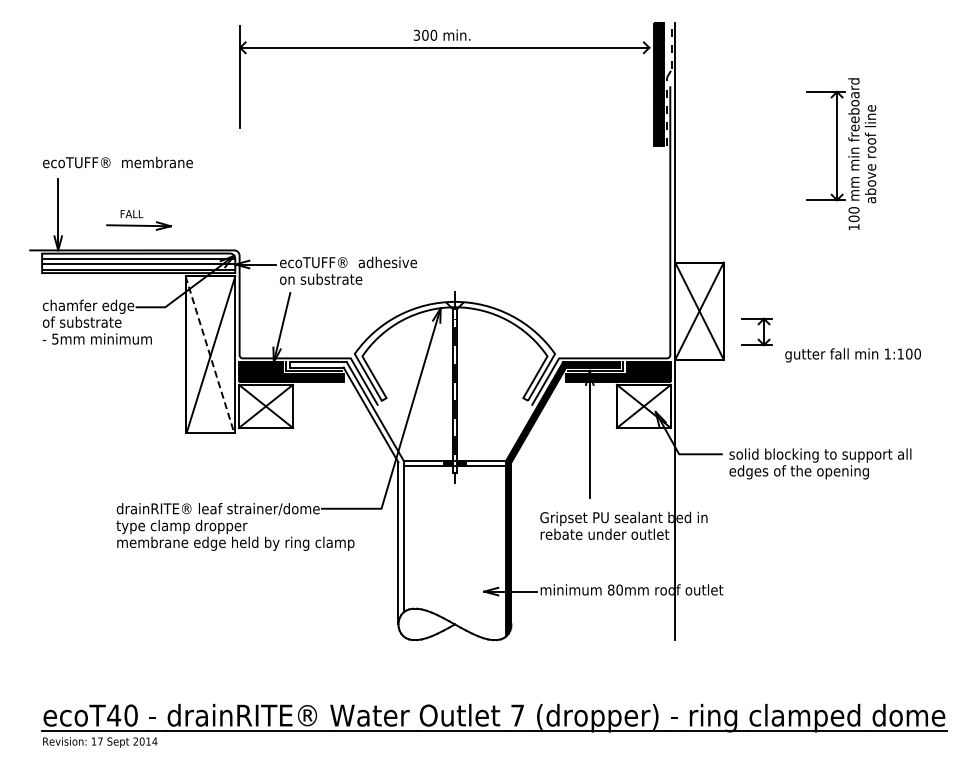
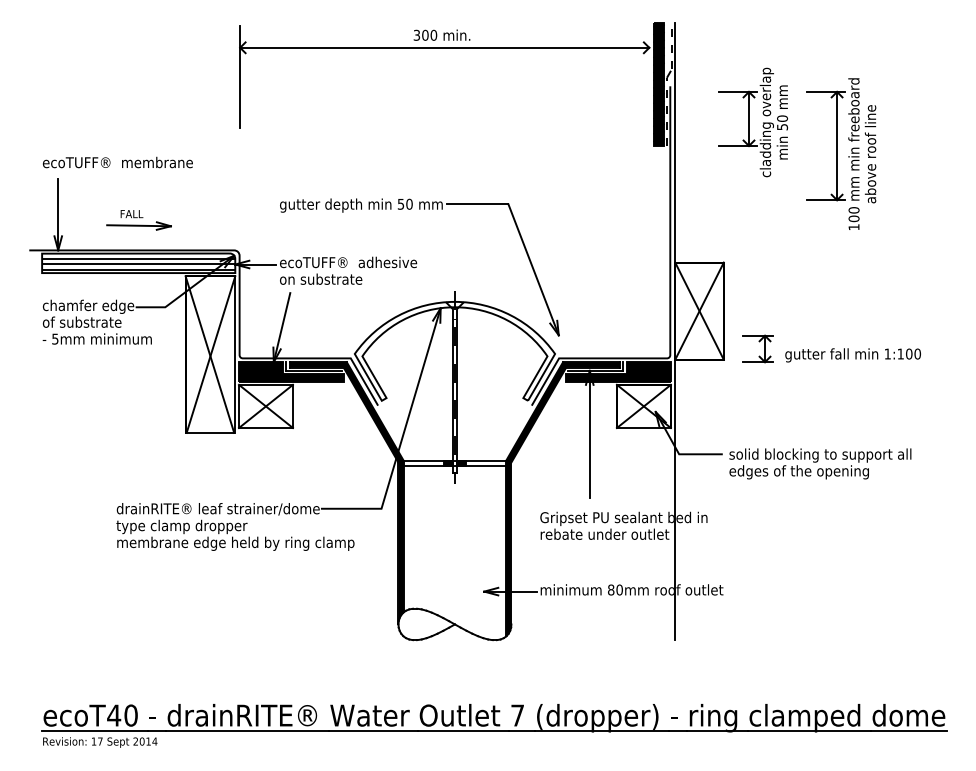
part: none -> present (752, 122)
part: none -> present (419, 209)
part position: (758, 325) -> (759, 342) (759, 342)
line: dashed -> solid (209, 354)
fill: none -> present (346, 493)
